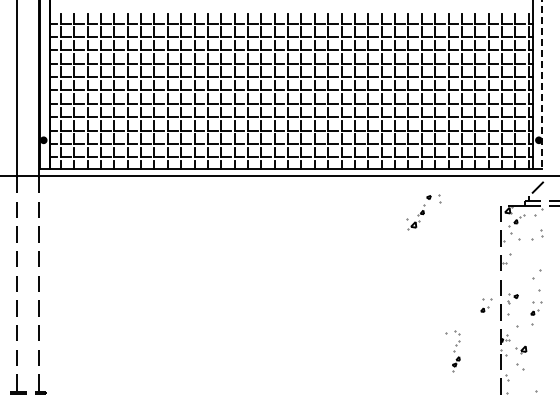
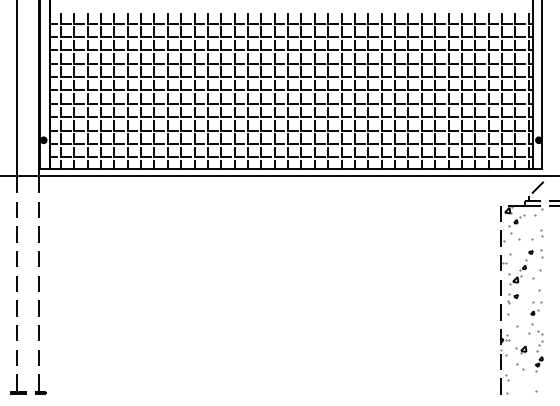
line: dashed -> solid (542, 84)
part position: (423, 212) -> (525, 267) (525, 267)
part: present -> none (486, 305)
part position: (452, 351) -> (535, 351) (535, 351)
